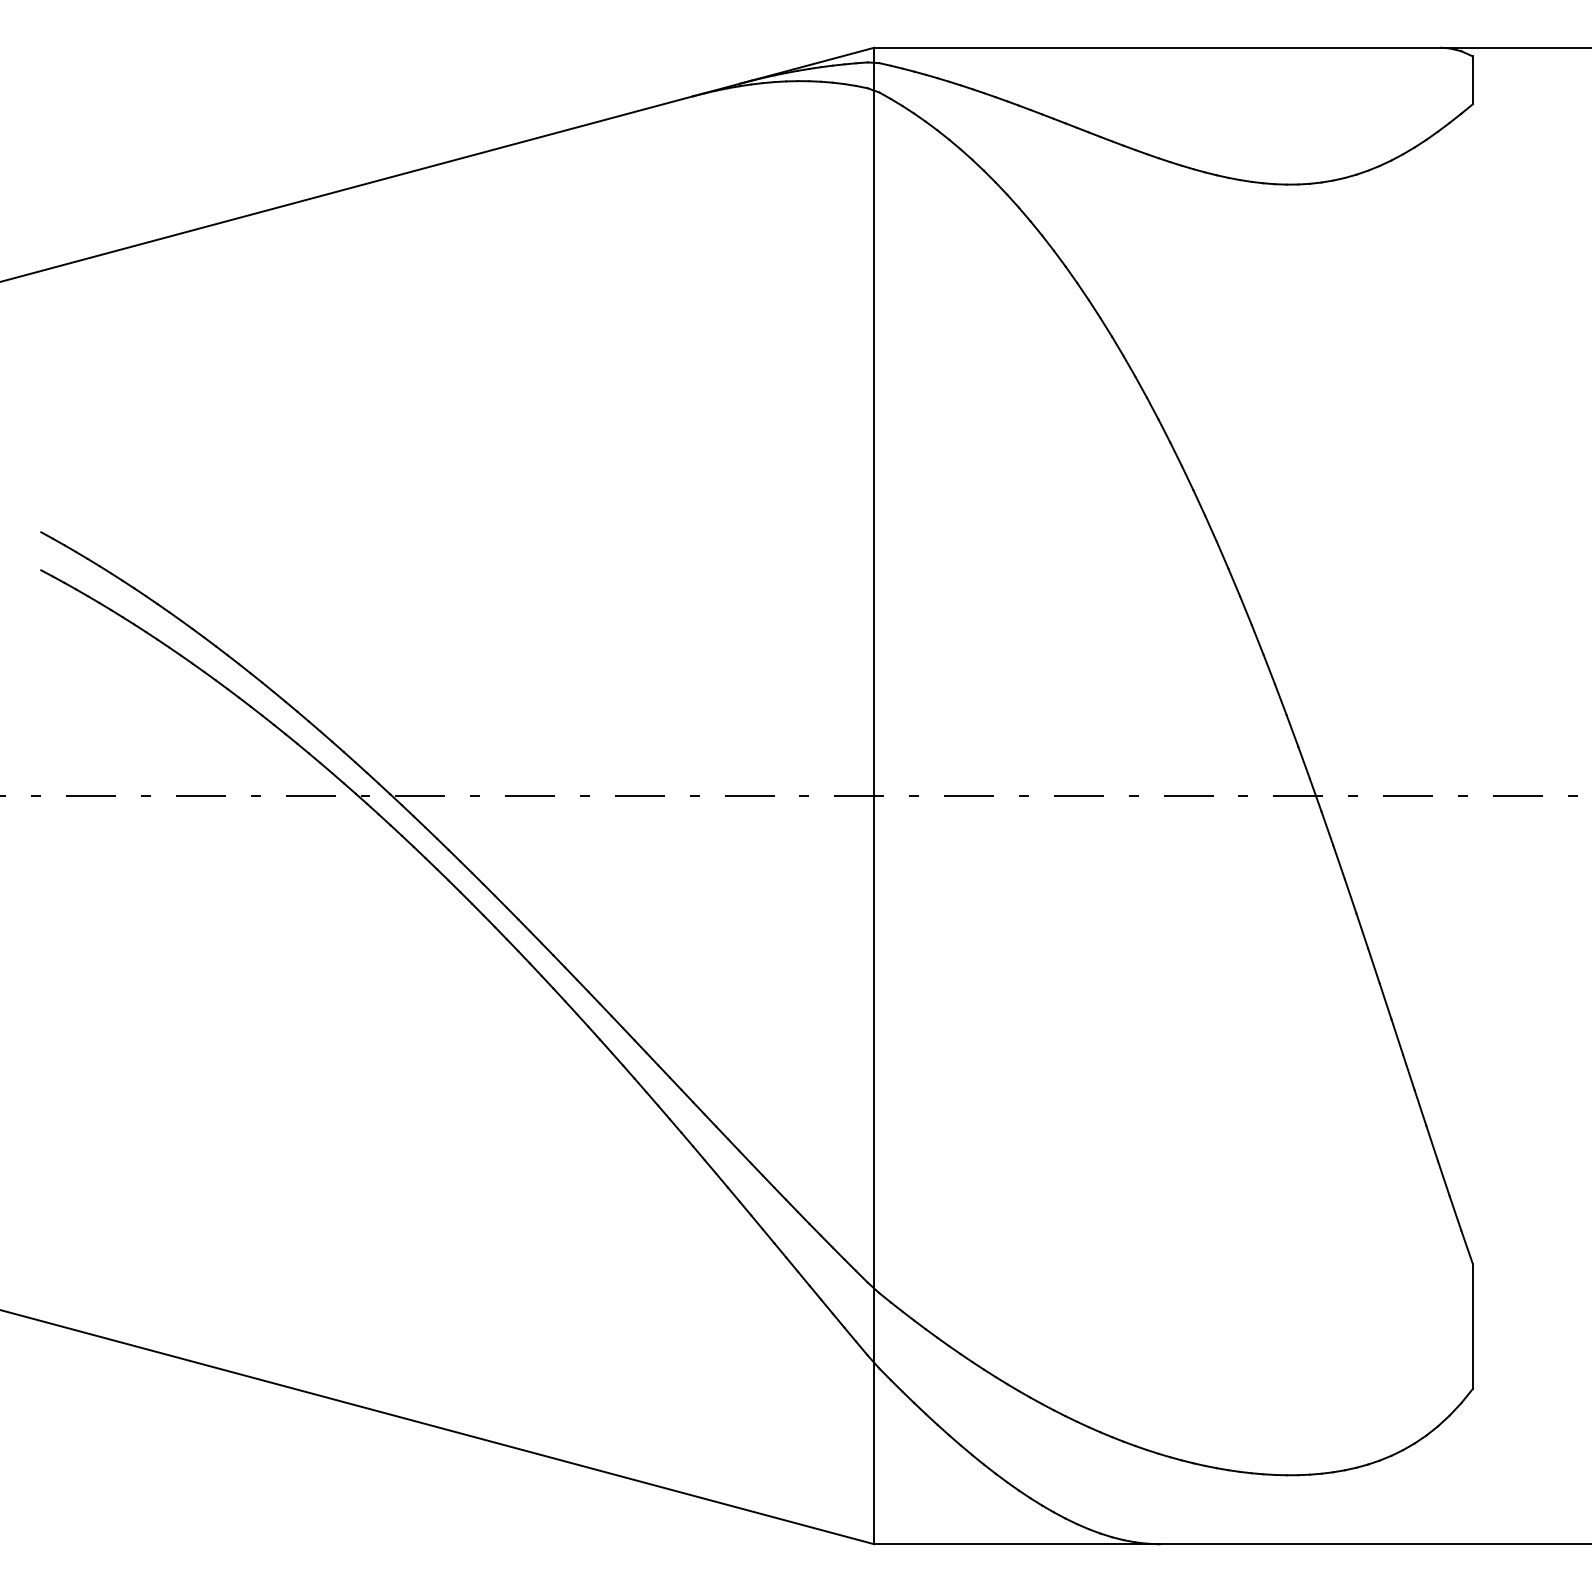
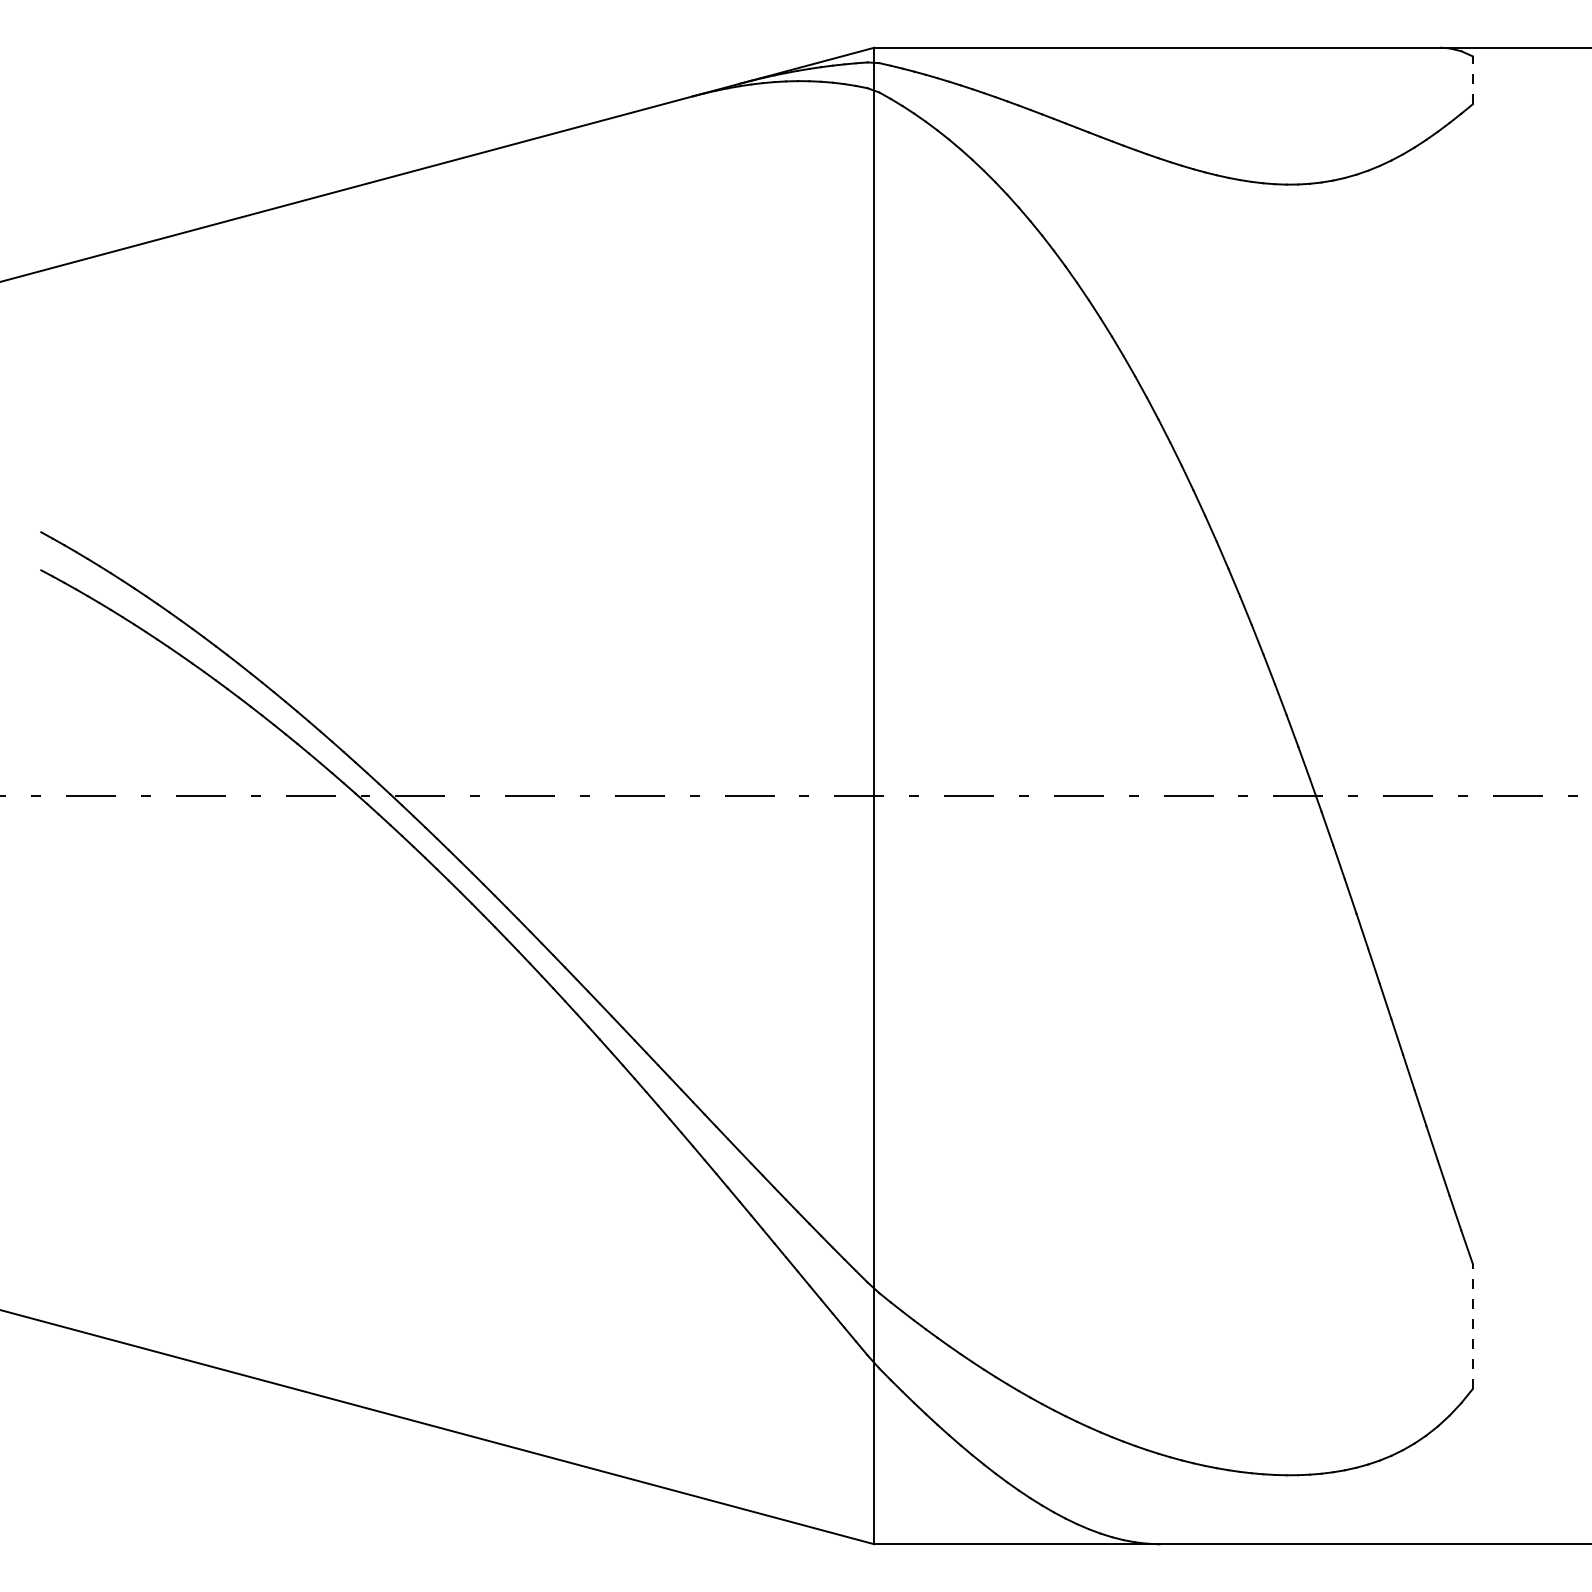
line: solid -> dashed (1472, 80)
line: solid -> dashed (1472, 1326)
